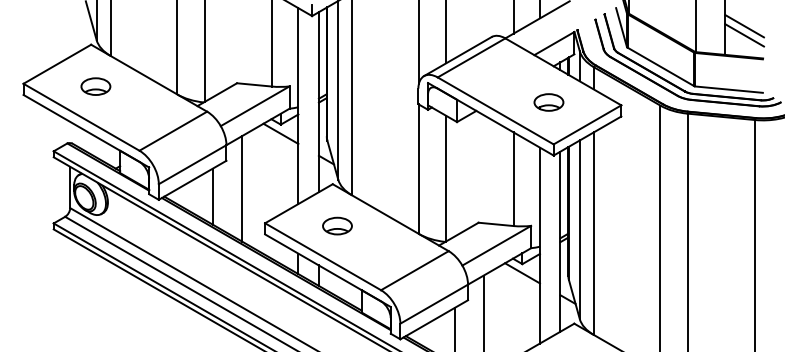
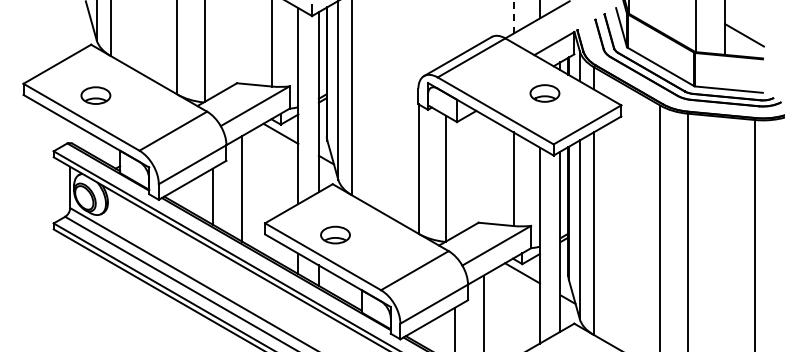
line: solid -> dashed (513, 16)
line: present -> none (744, 26)
line: present -> none (446, 32)
line: present -> none (418, 43)
part position: (95, 86) -> (95, 95) (95, 95)
part position: (548, 102) -> (544, 93) (544, 93)
part position: (337, 225) -> (335, 234) (335, 234)
